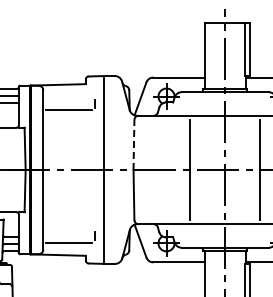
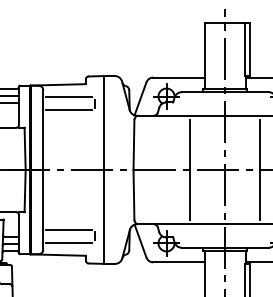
line: none -> present (69, 97)
line: dashed -> solid (133, 145)
line: none -> present (69, 229)
